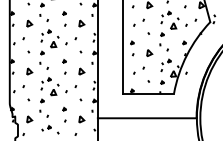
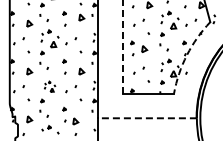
line position: (81, 23) -> (81, 17) (81, 17)
line: solid -> dashed (122, 46)
line position: (149, 52) -> (144, 48) (144, 48)
arc: solid -> dashed (186, 55)
part size: 20x20 px -> 13x13 px (50, 86)
line position: (81, 118) -> (75, 120) (75, 120)
line: solid -> dashed (147, 118)
